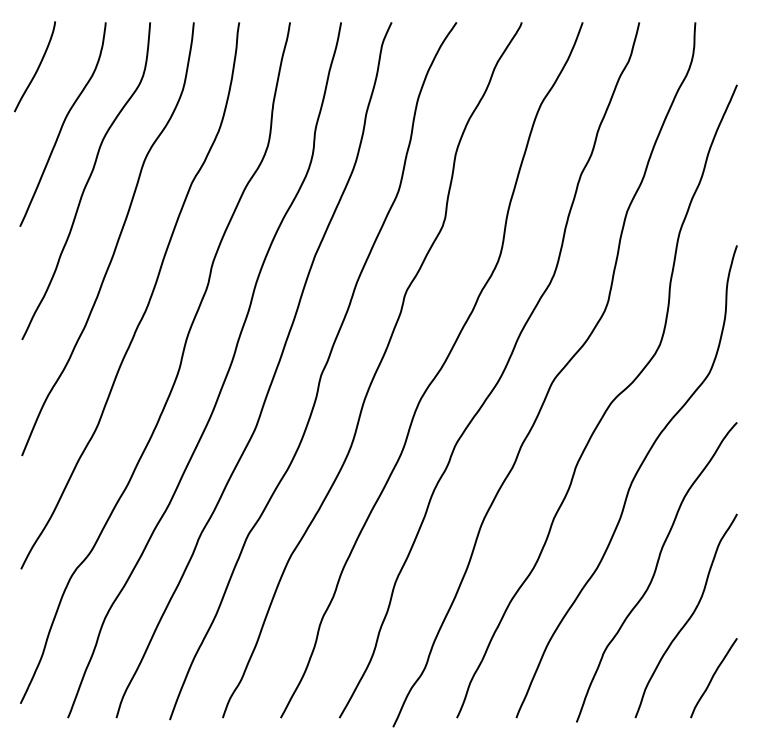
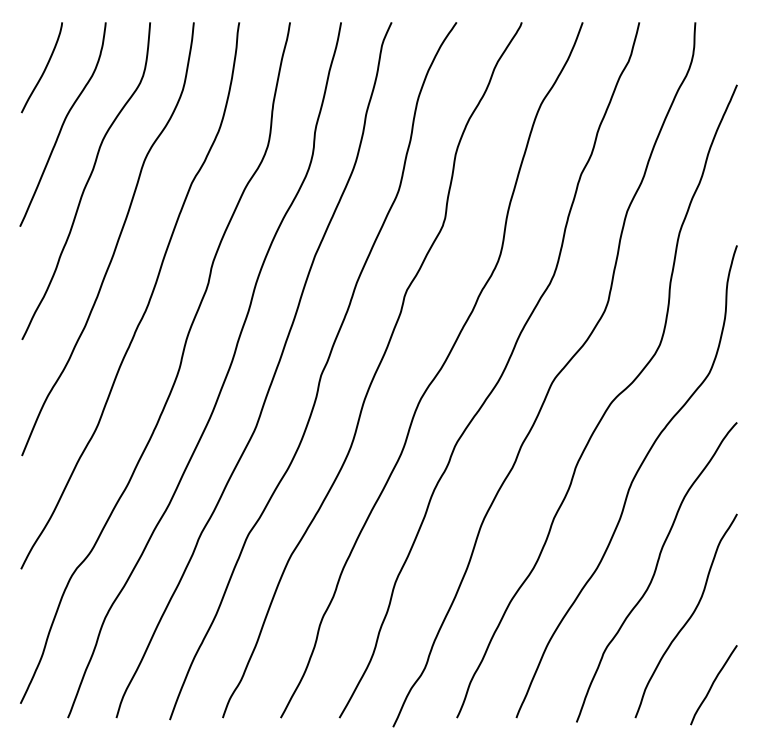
curve position: (37, 67) -> (44, 68) (44, 68)
curve position: (713, 677) -> (713, 684) (713, 684)
